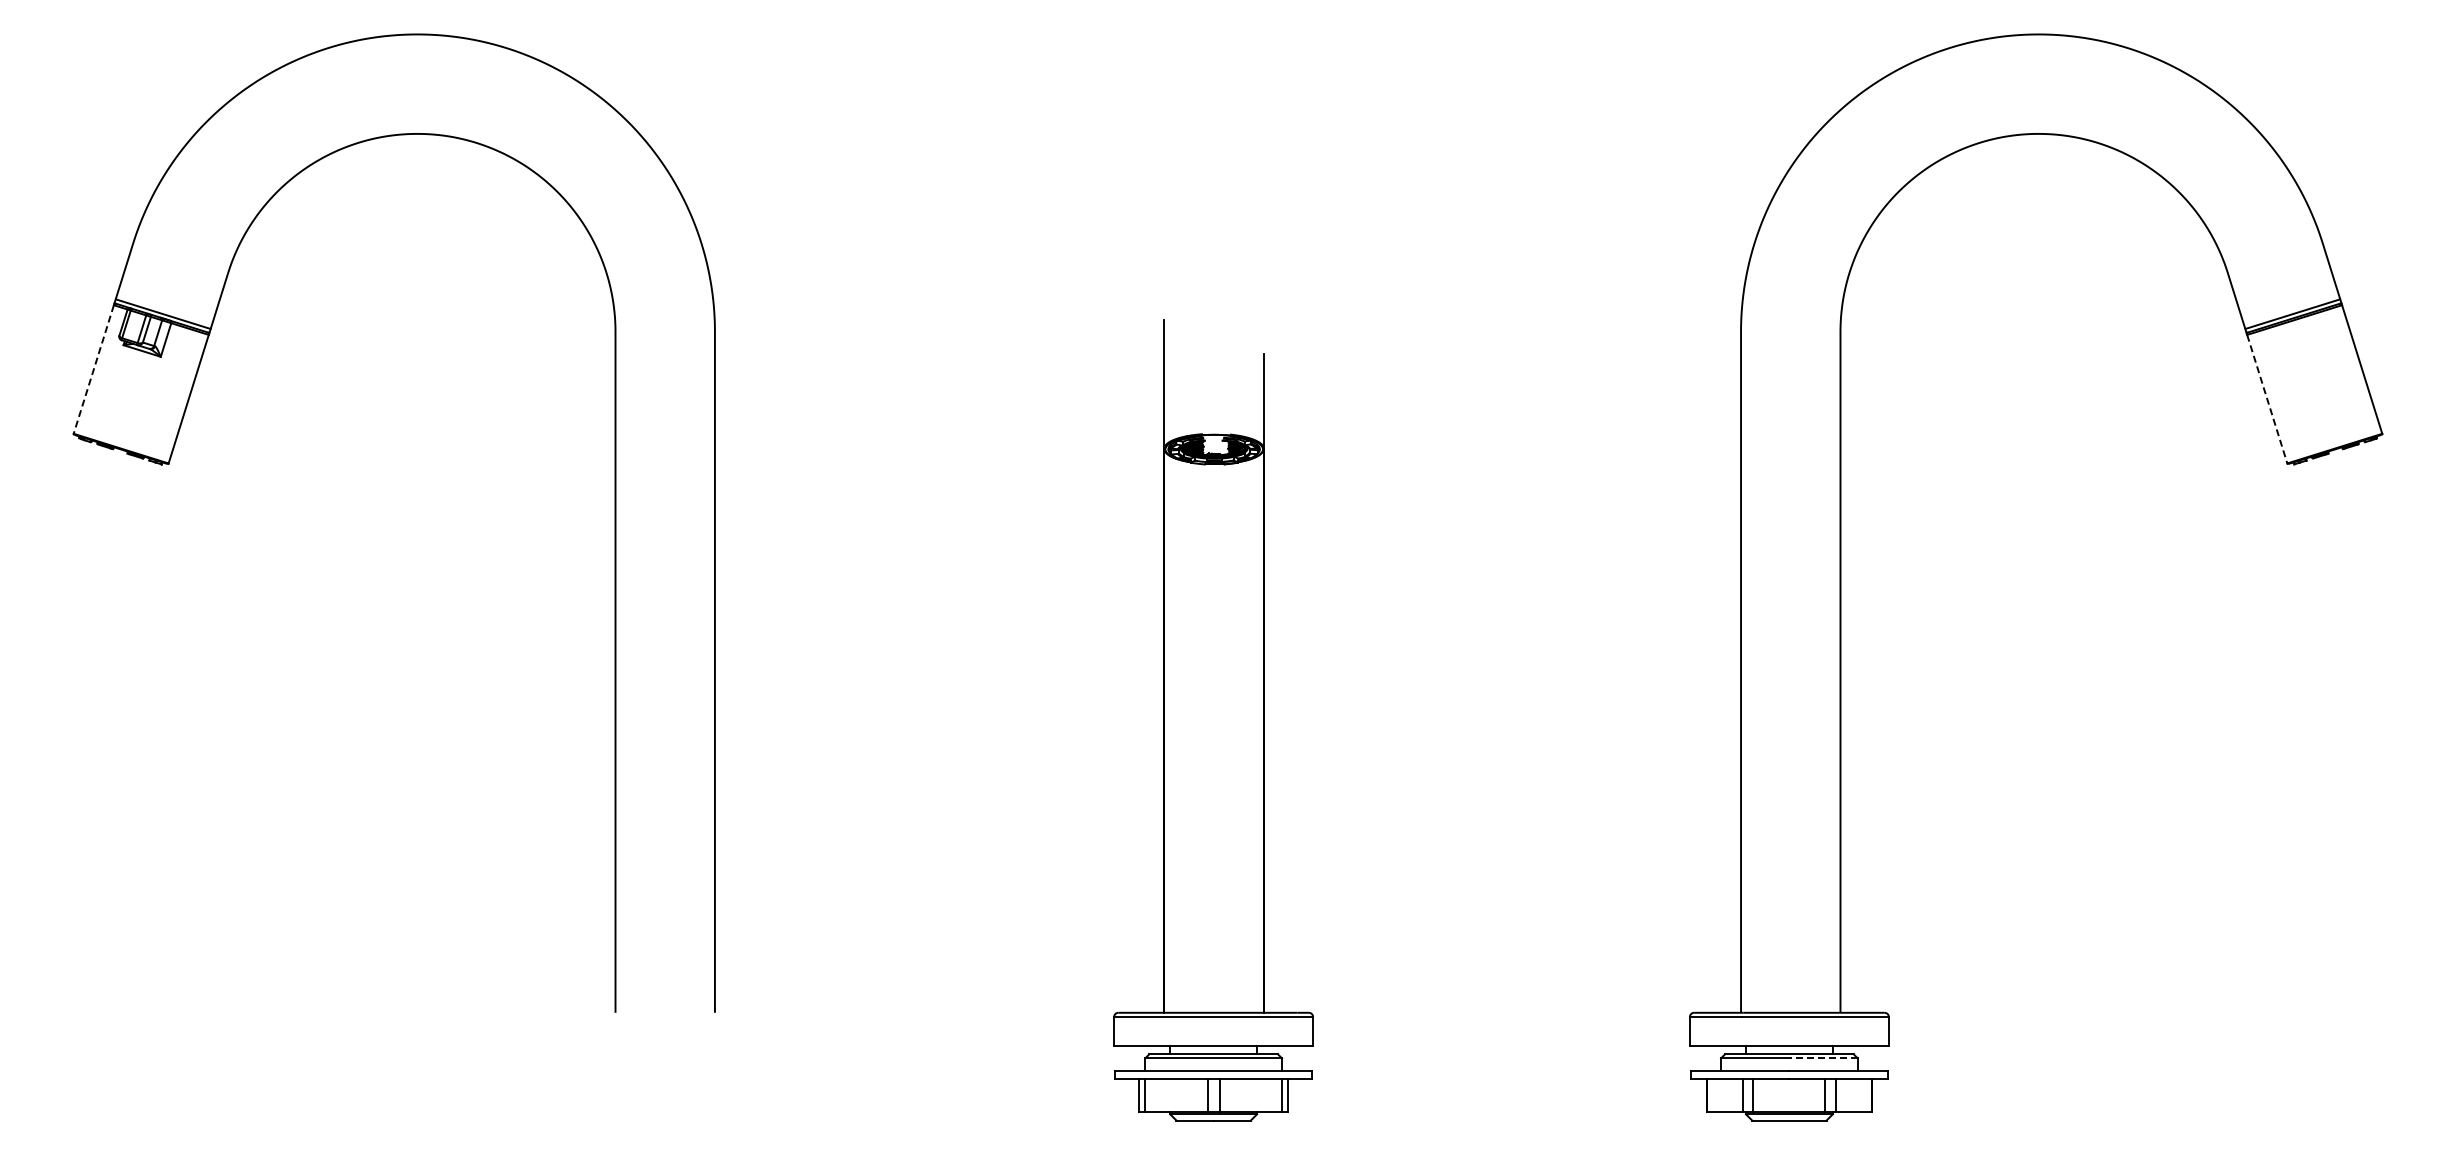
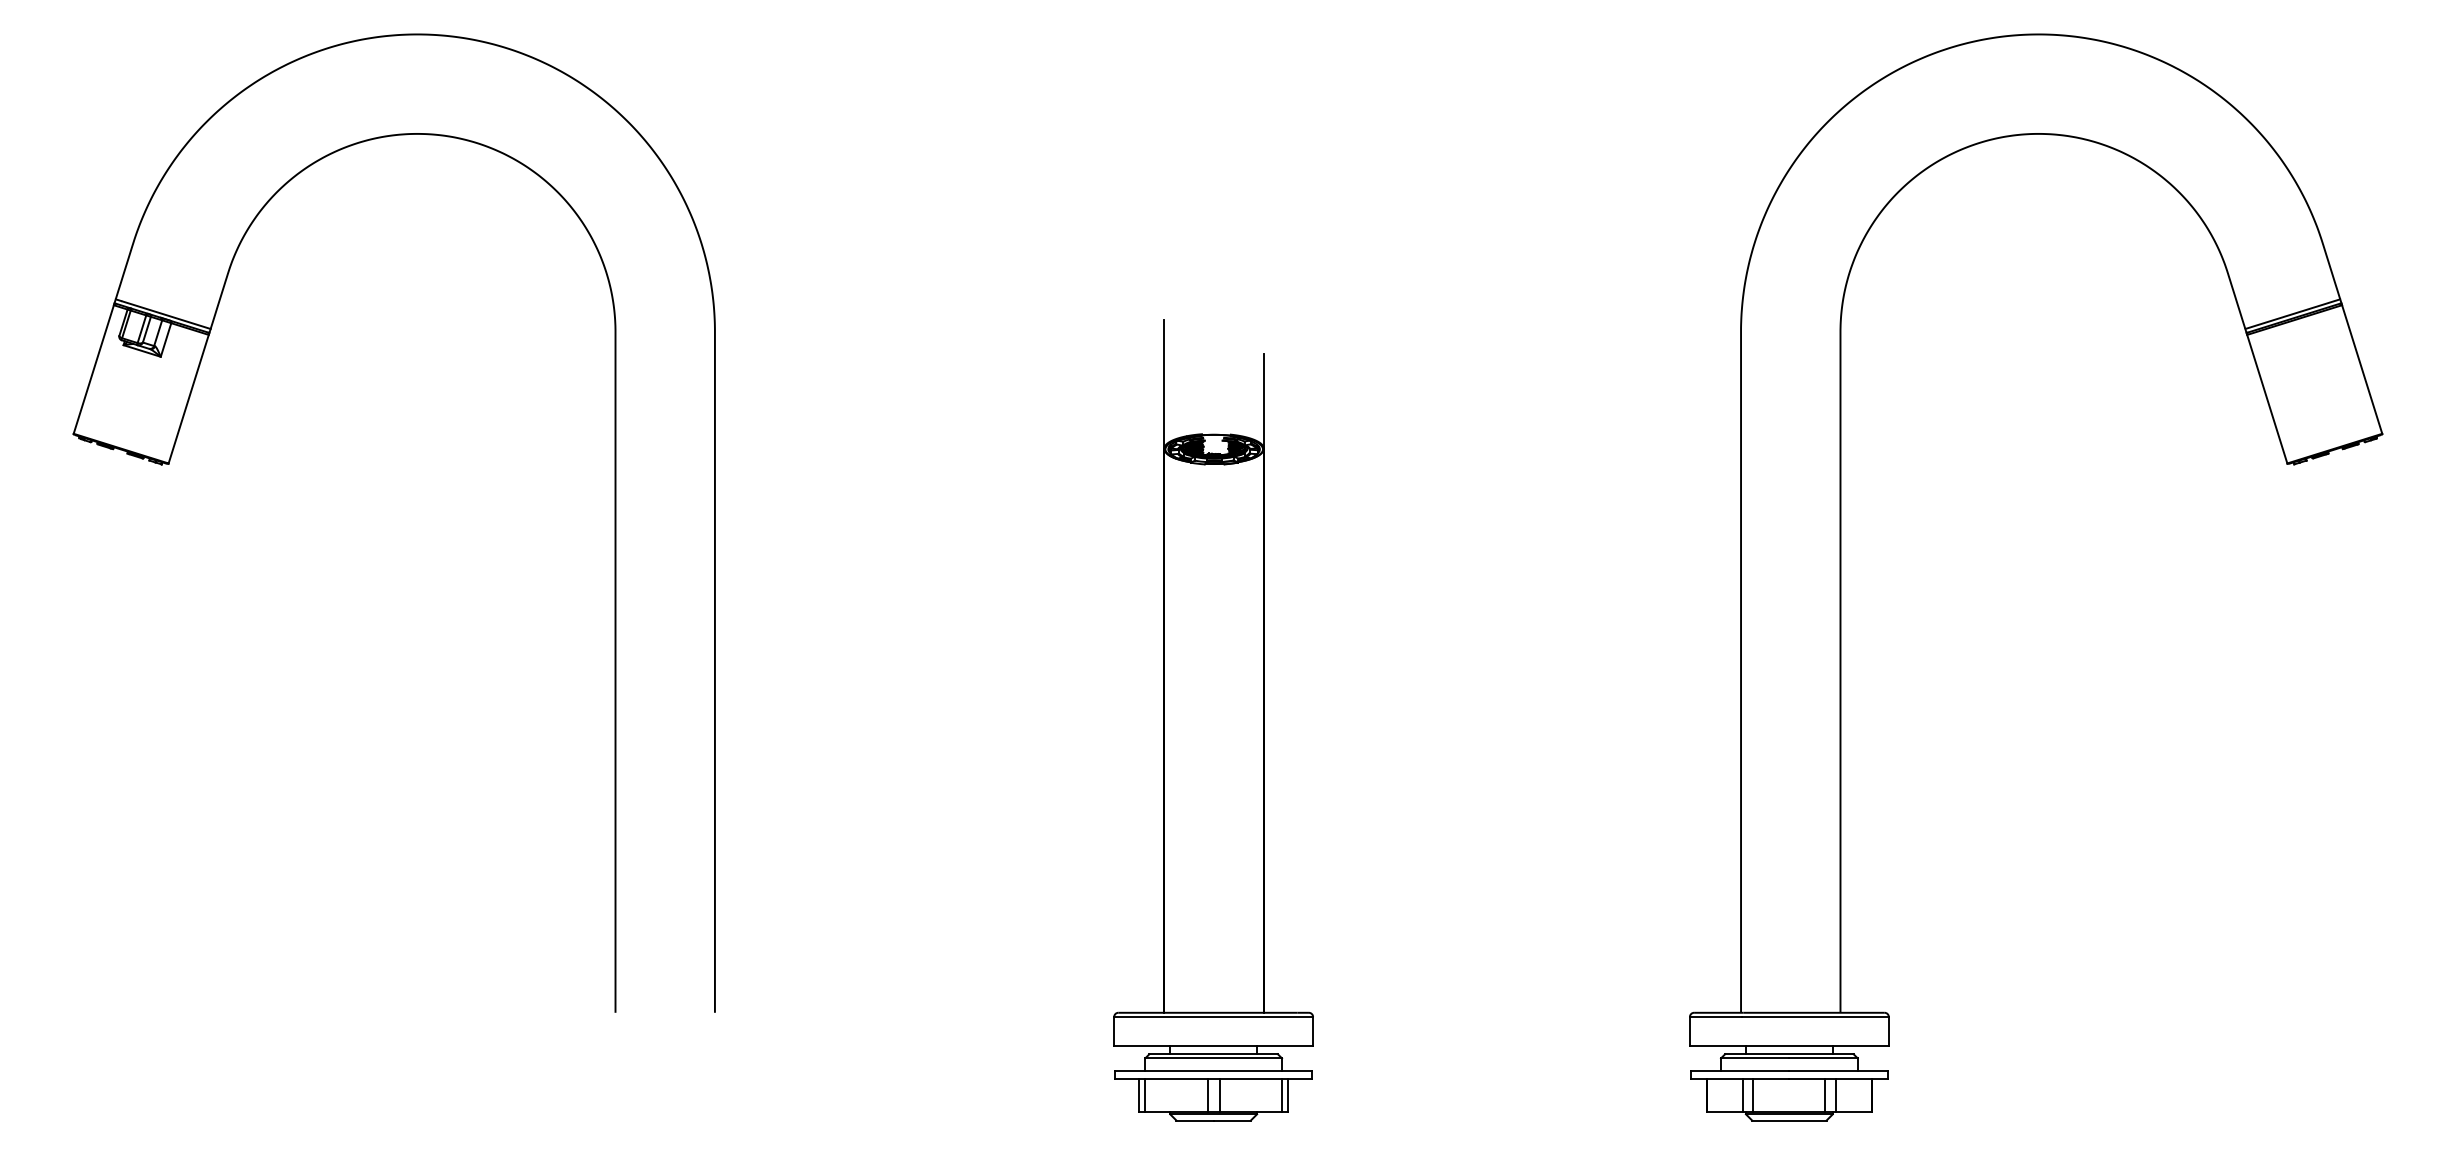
line: dashed -> solid (93, 370)
line: dashed -> solid (2267, 399)
line: dashed -> solid (1823, 1058)
